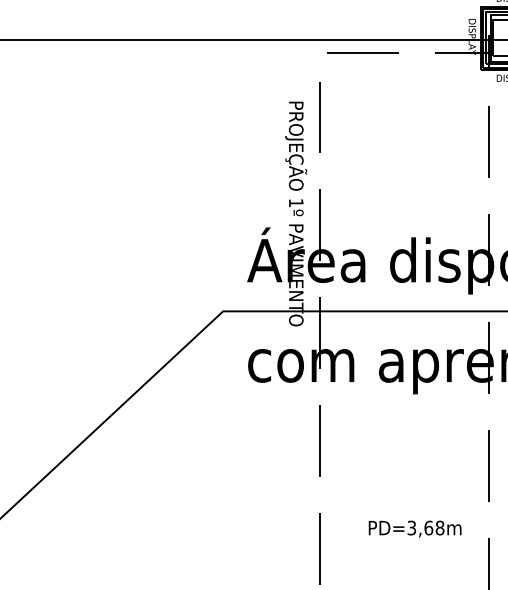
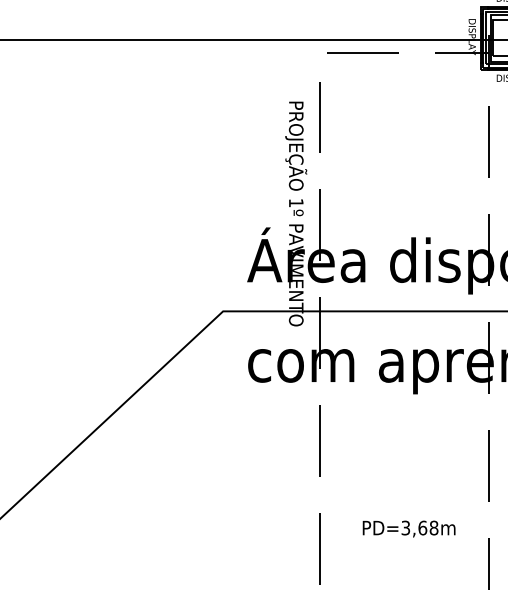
text position: (414, 528) -> (408, 528) (408, 528)
